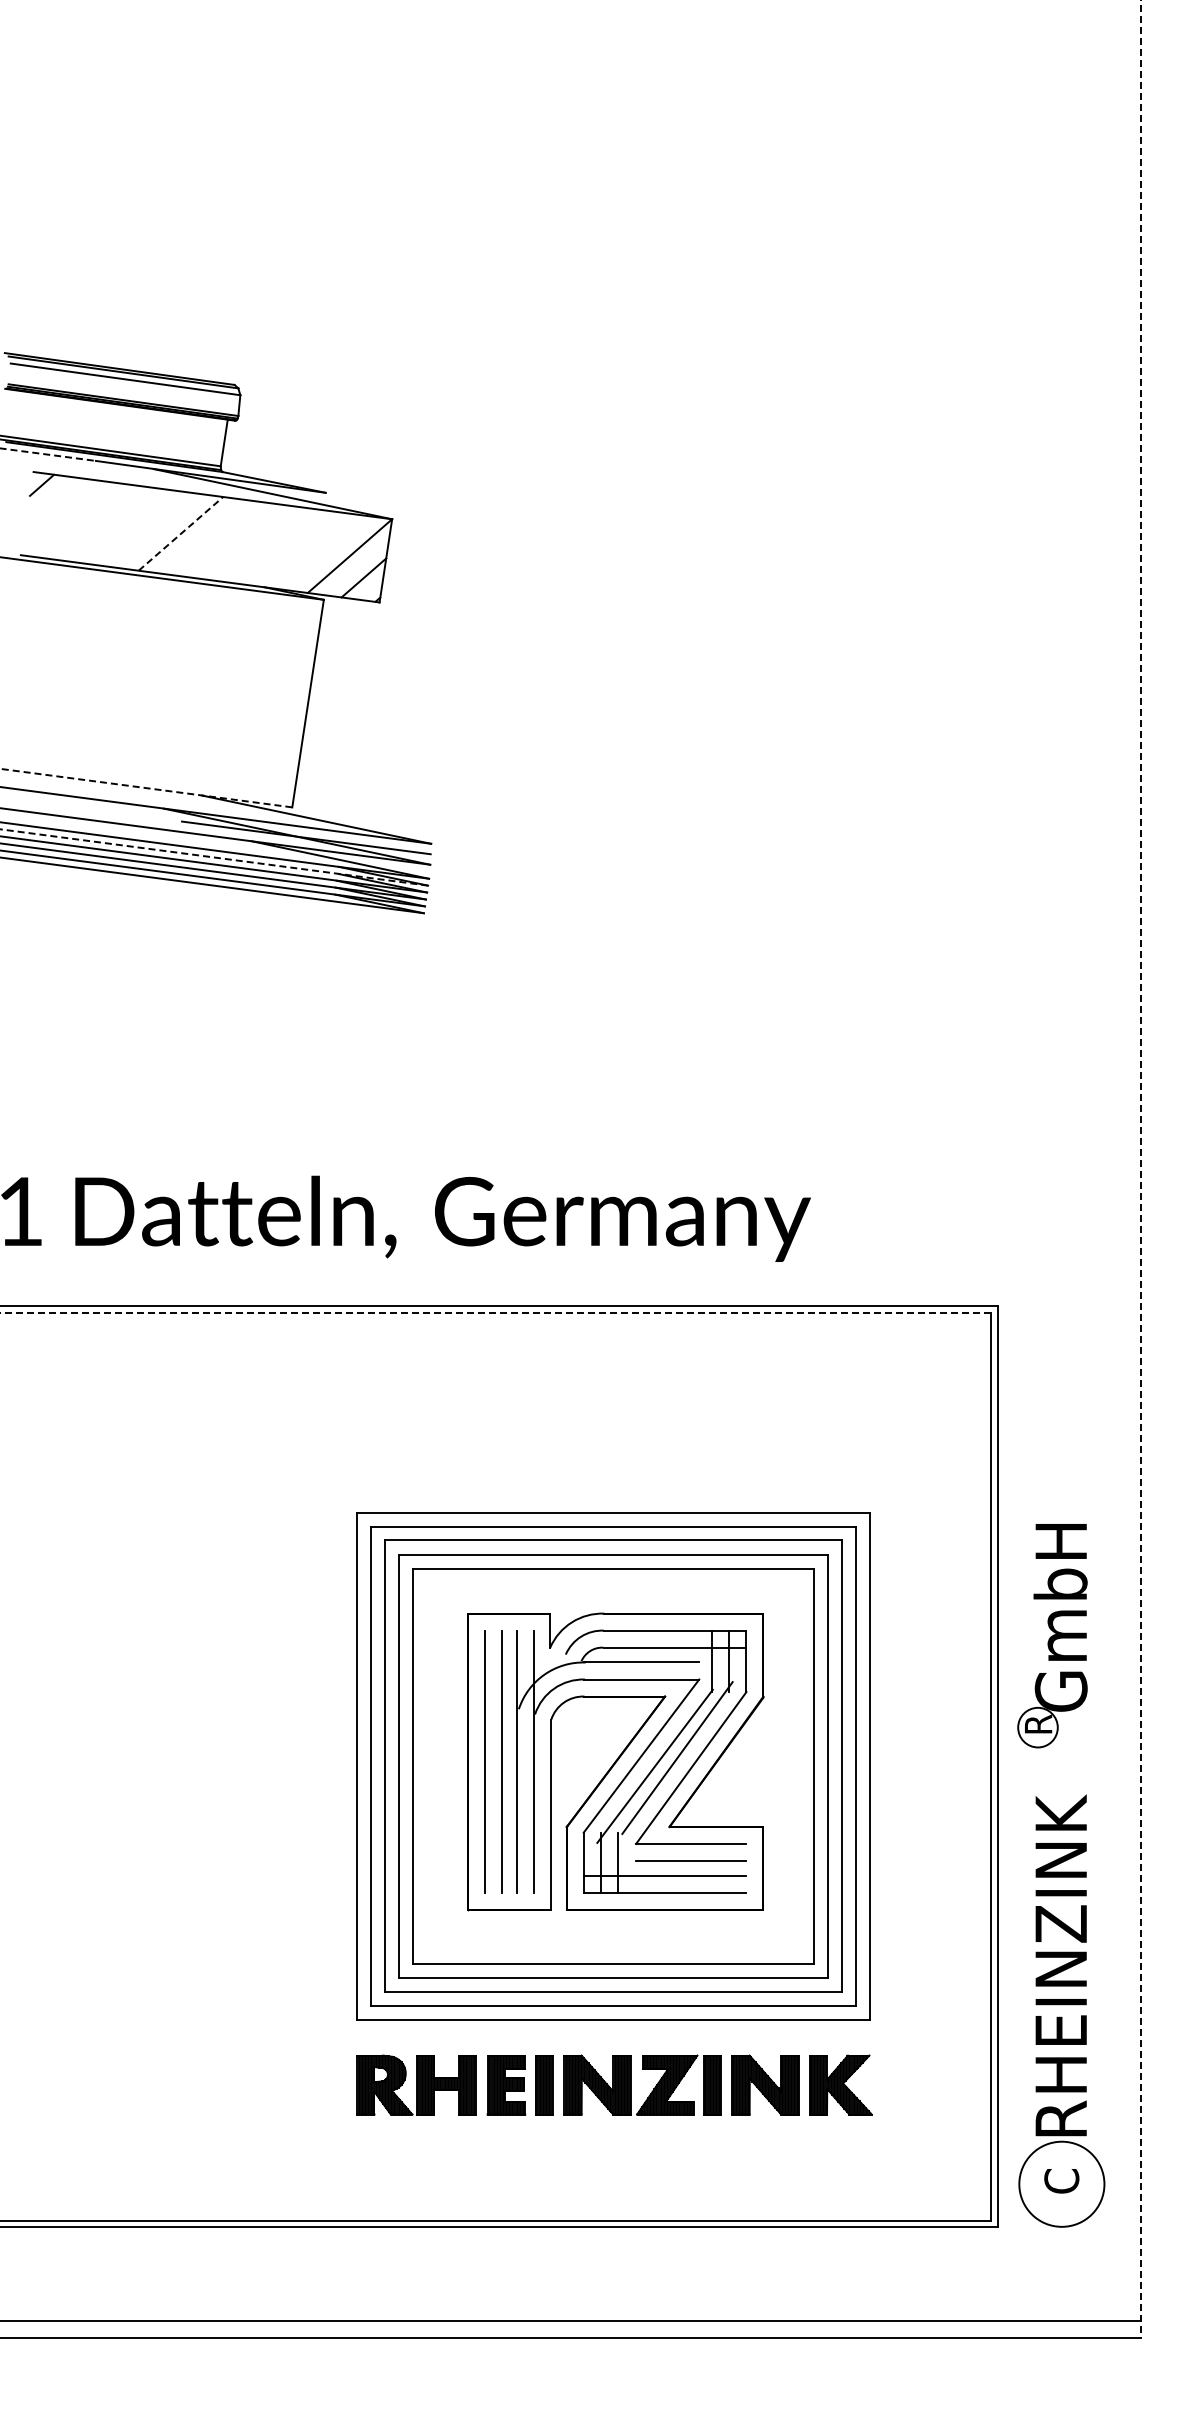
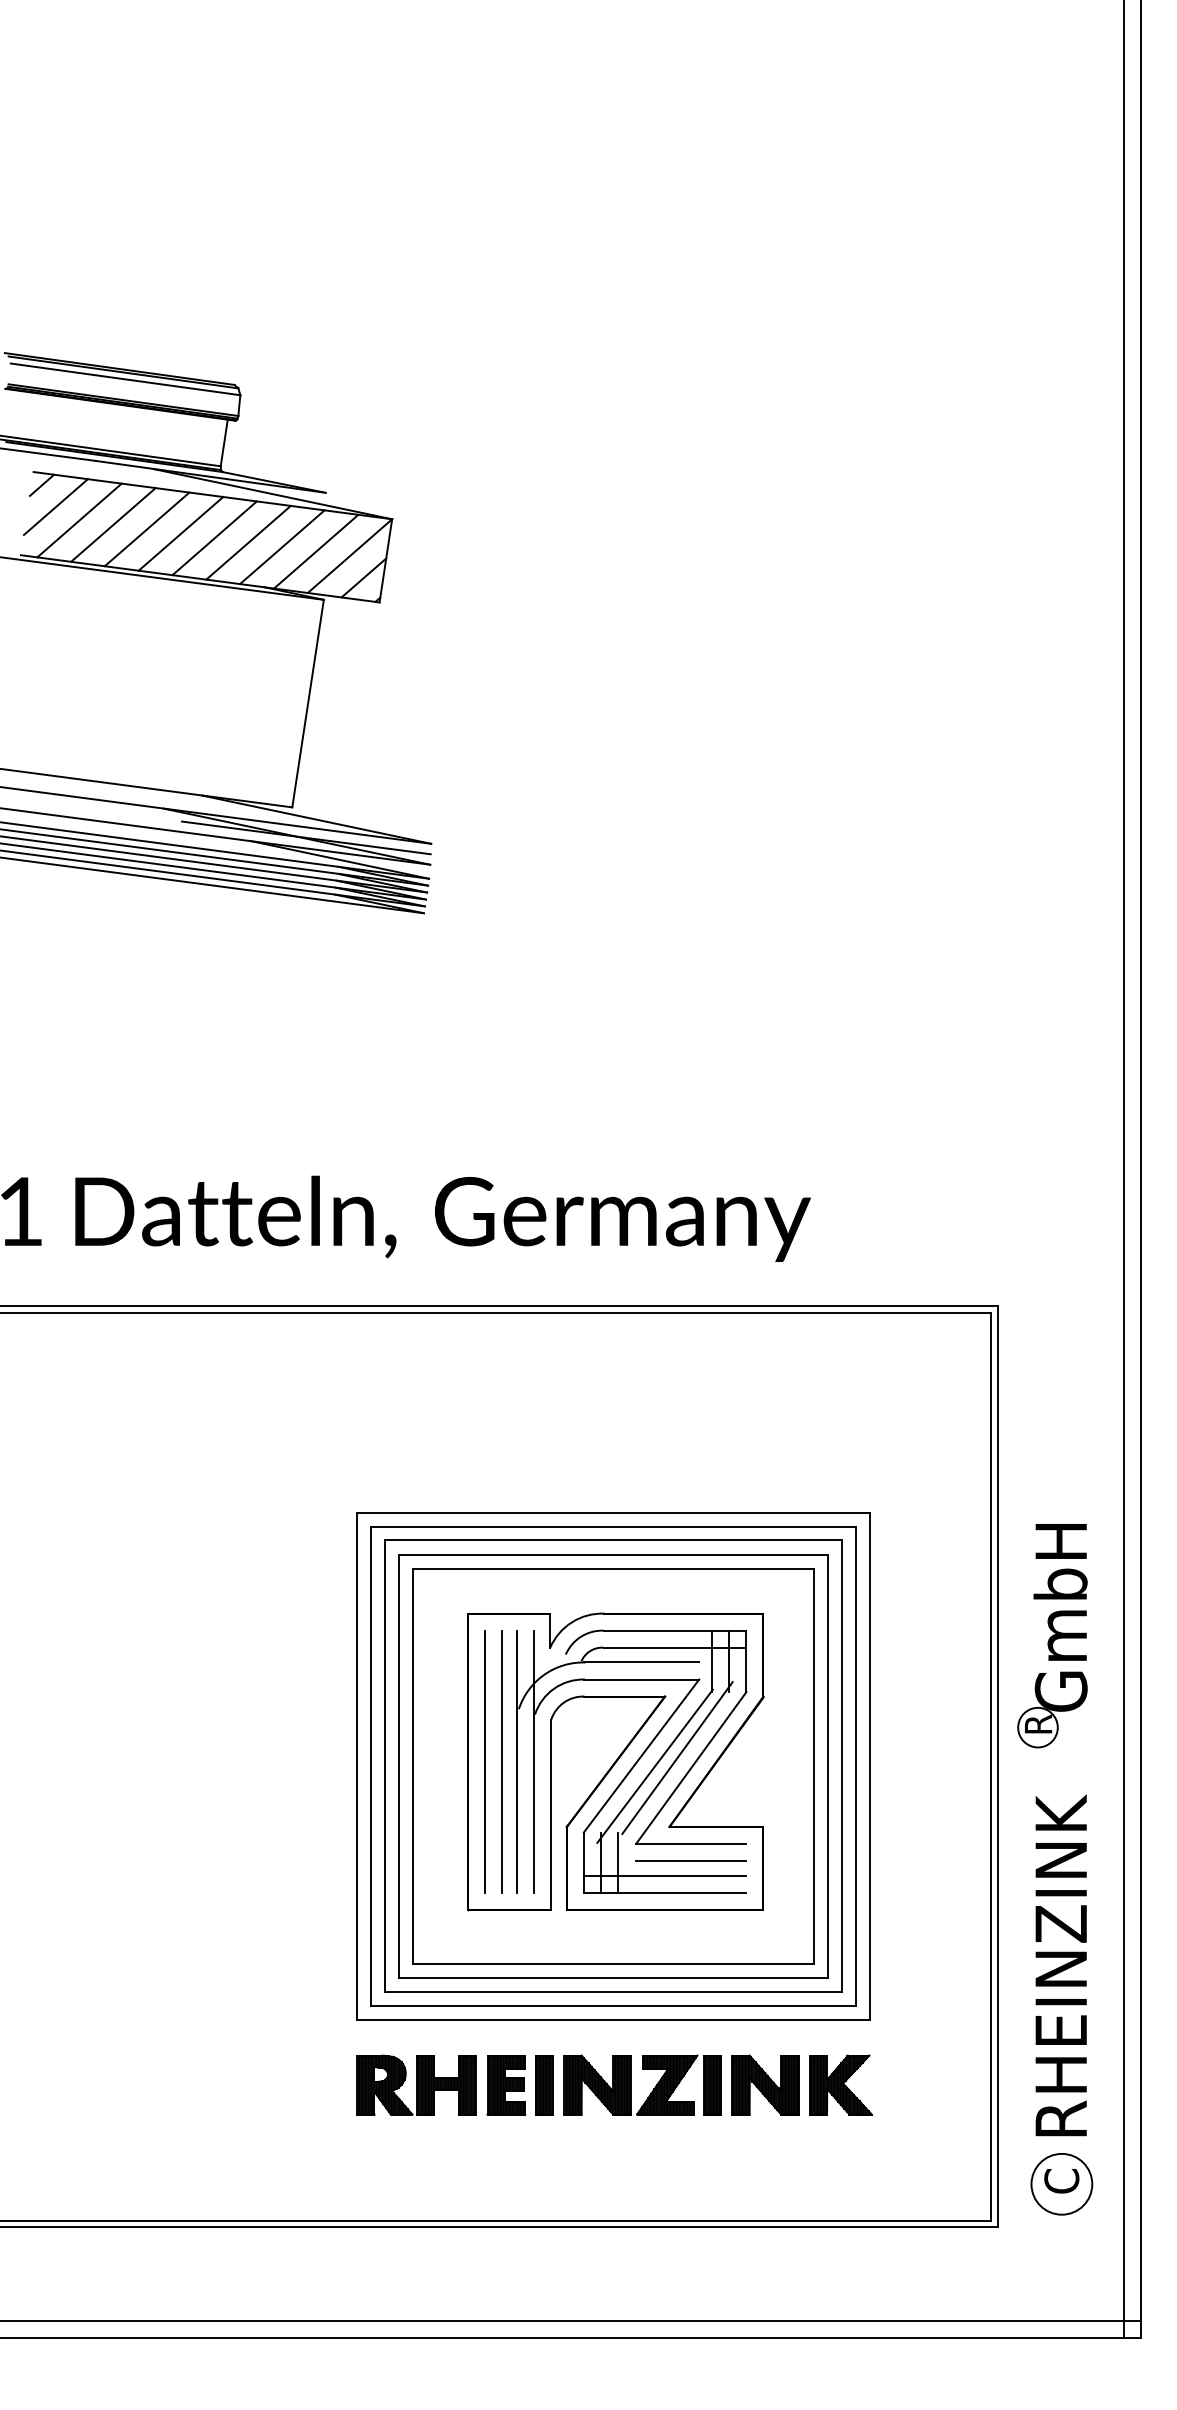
line: dashed -> solid (48, 454)
line: none -> present (55, 506)
line: none -> present (79, 520)
line: none -> present (113, 524)
line: none -> present (146, 529)
line: dashed -> solid (181, 533)
line: none -> present (214, 538)
line: none -> present (248, 542)
line: none -> present (282, 546)
line: none -> present (316, 551)
line: dashed -> solid (145, 788)
line: dashed -> solid (214, 857)
line: none -> present (1124, 1169)
line: dashed -> solid (1141, 1169)
line: dashed -> solid (496, 1312)
circle diameter: 85 px -> 61 px (1061, 2183)
